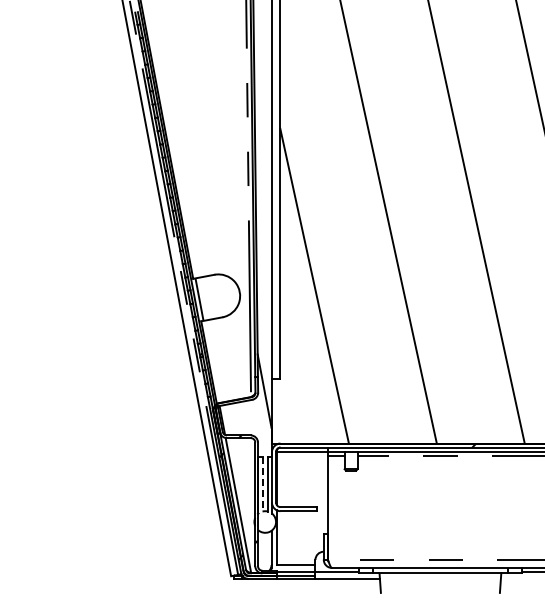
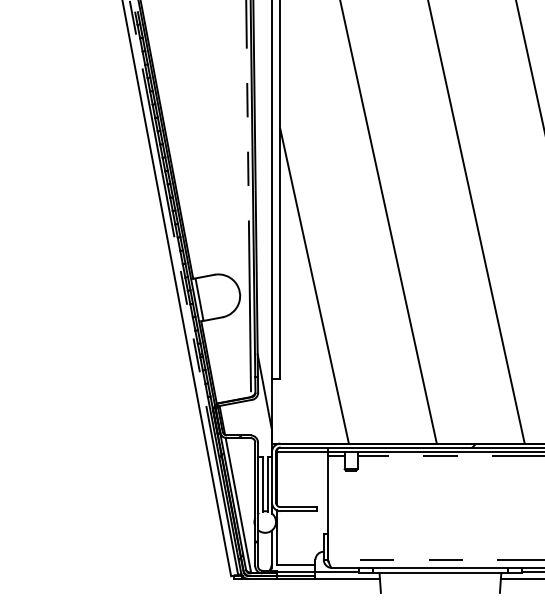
line: dashed -> solid (262, 484)
line: none -> present (520, 578)
